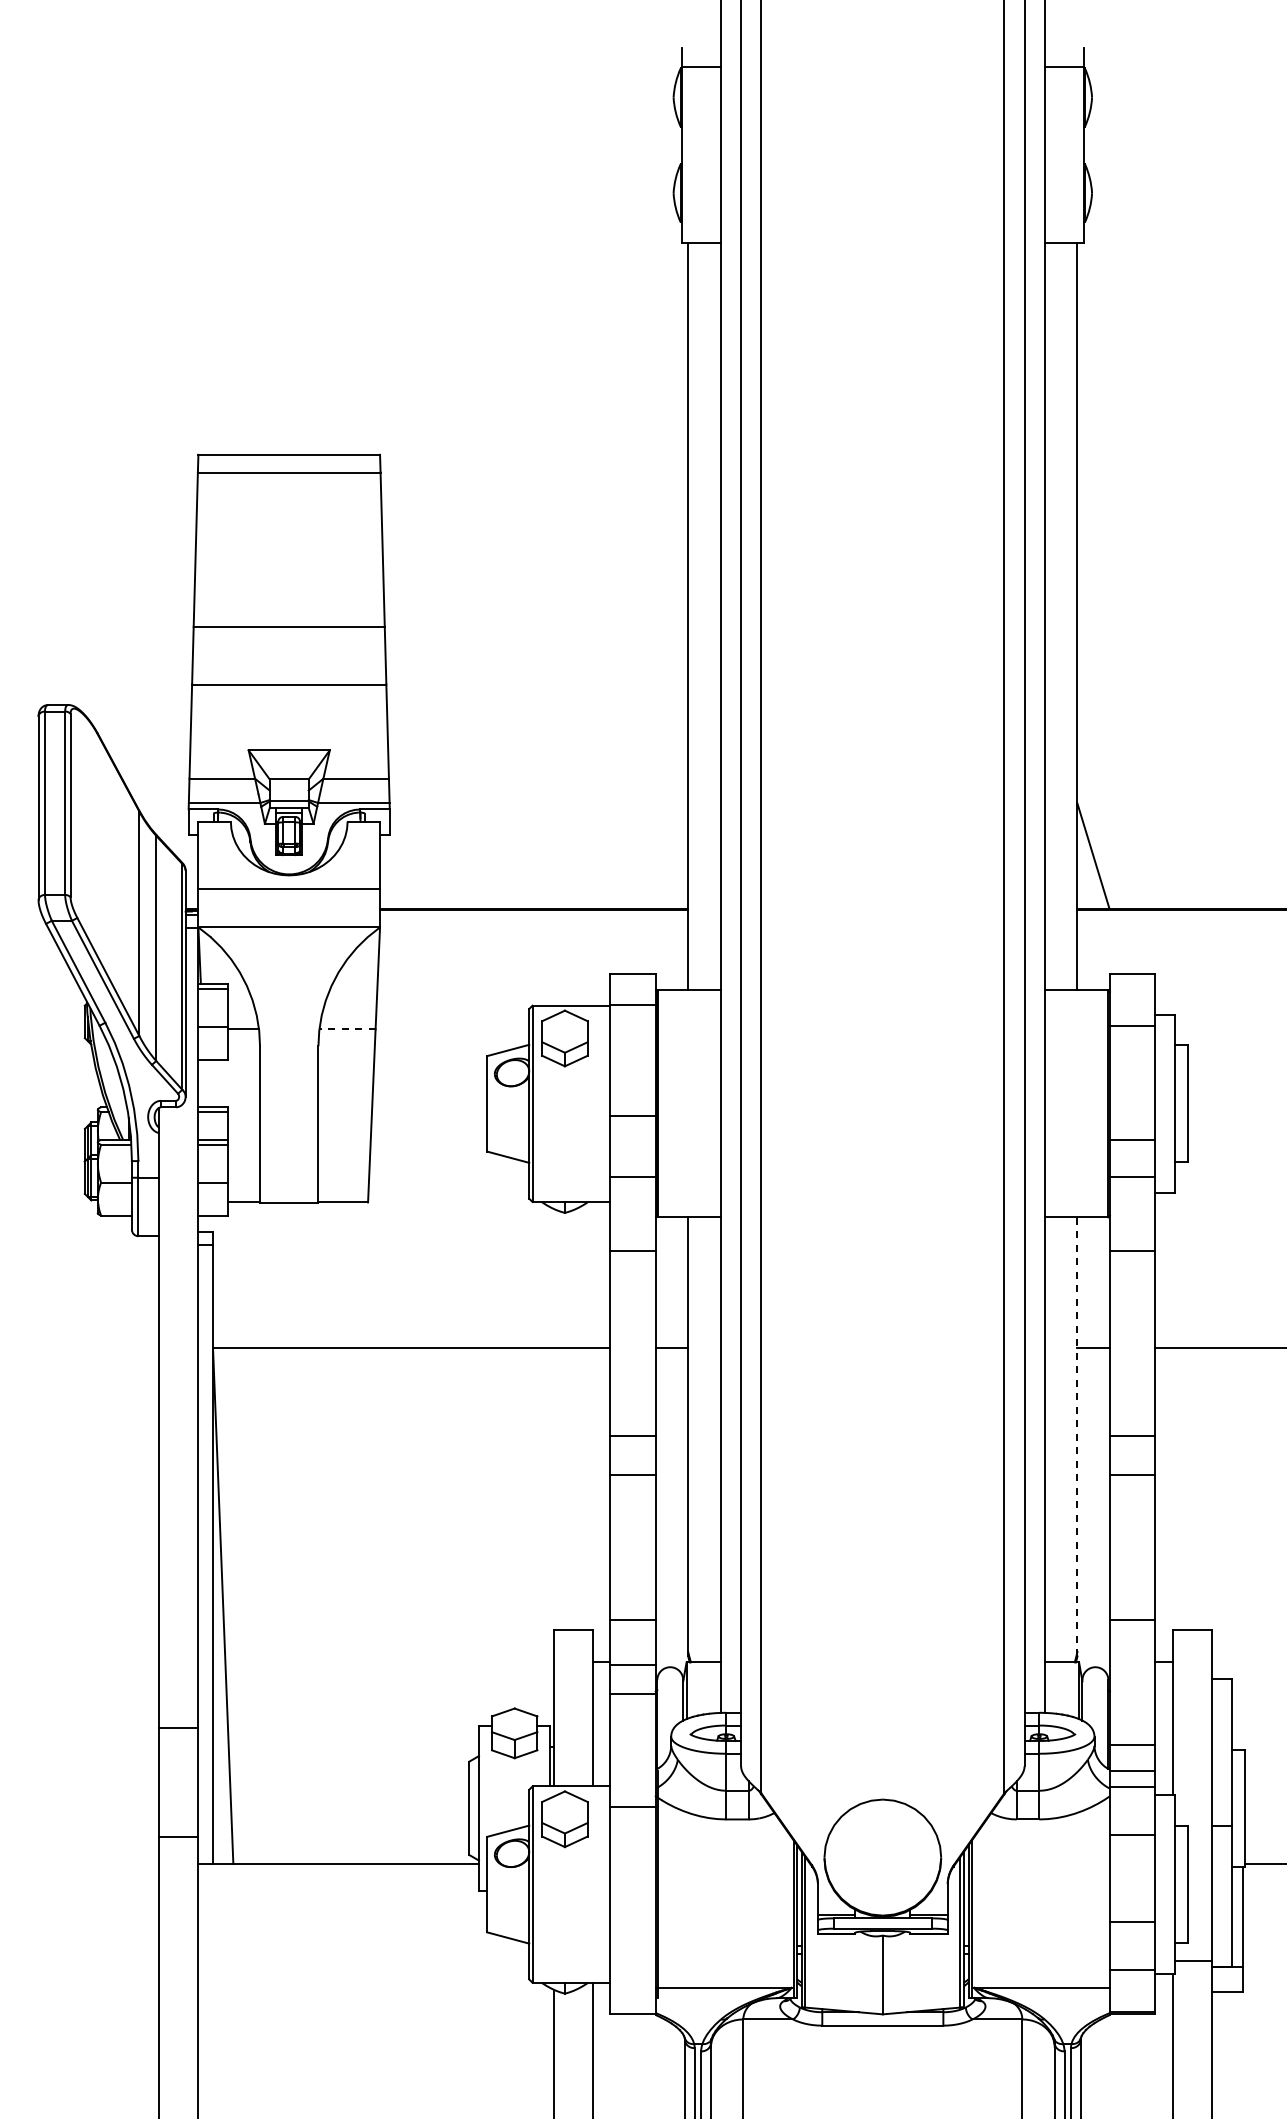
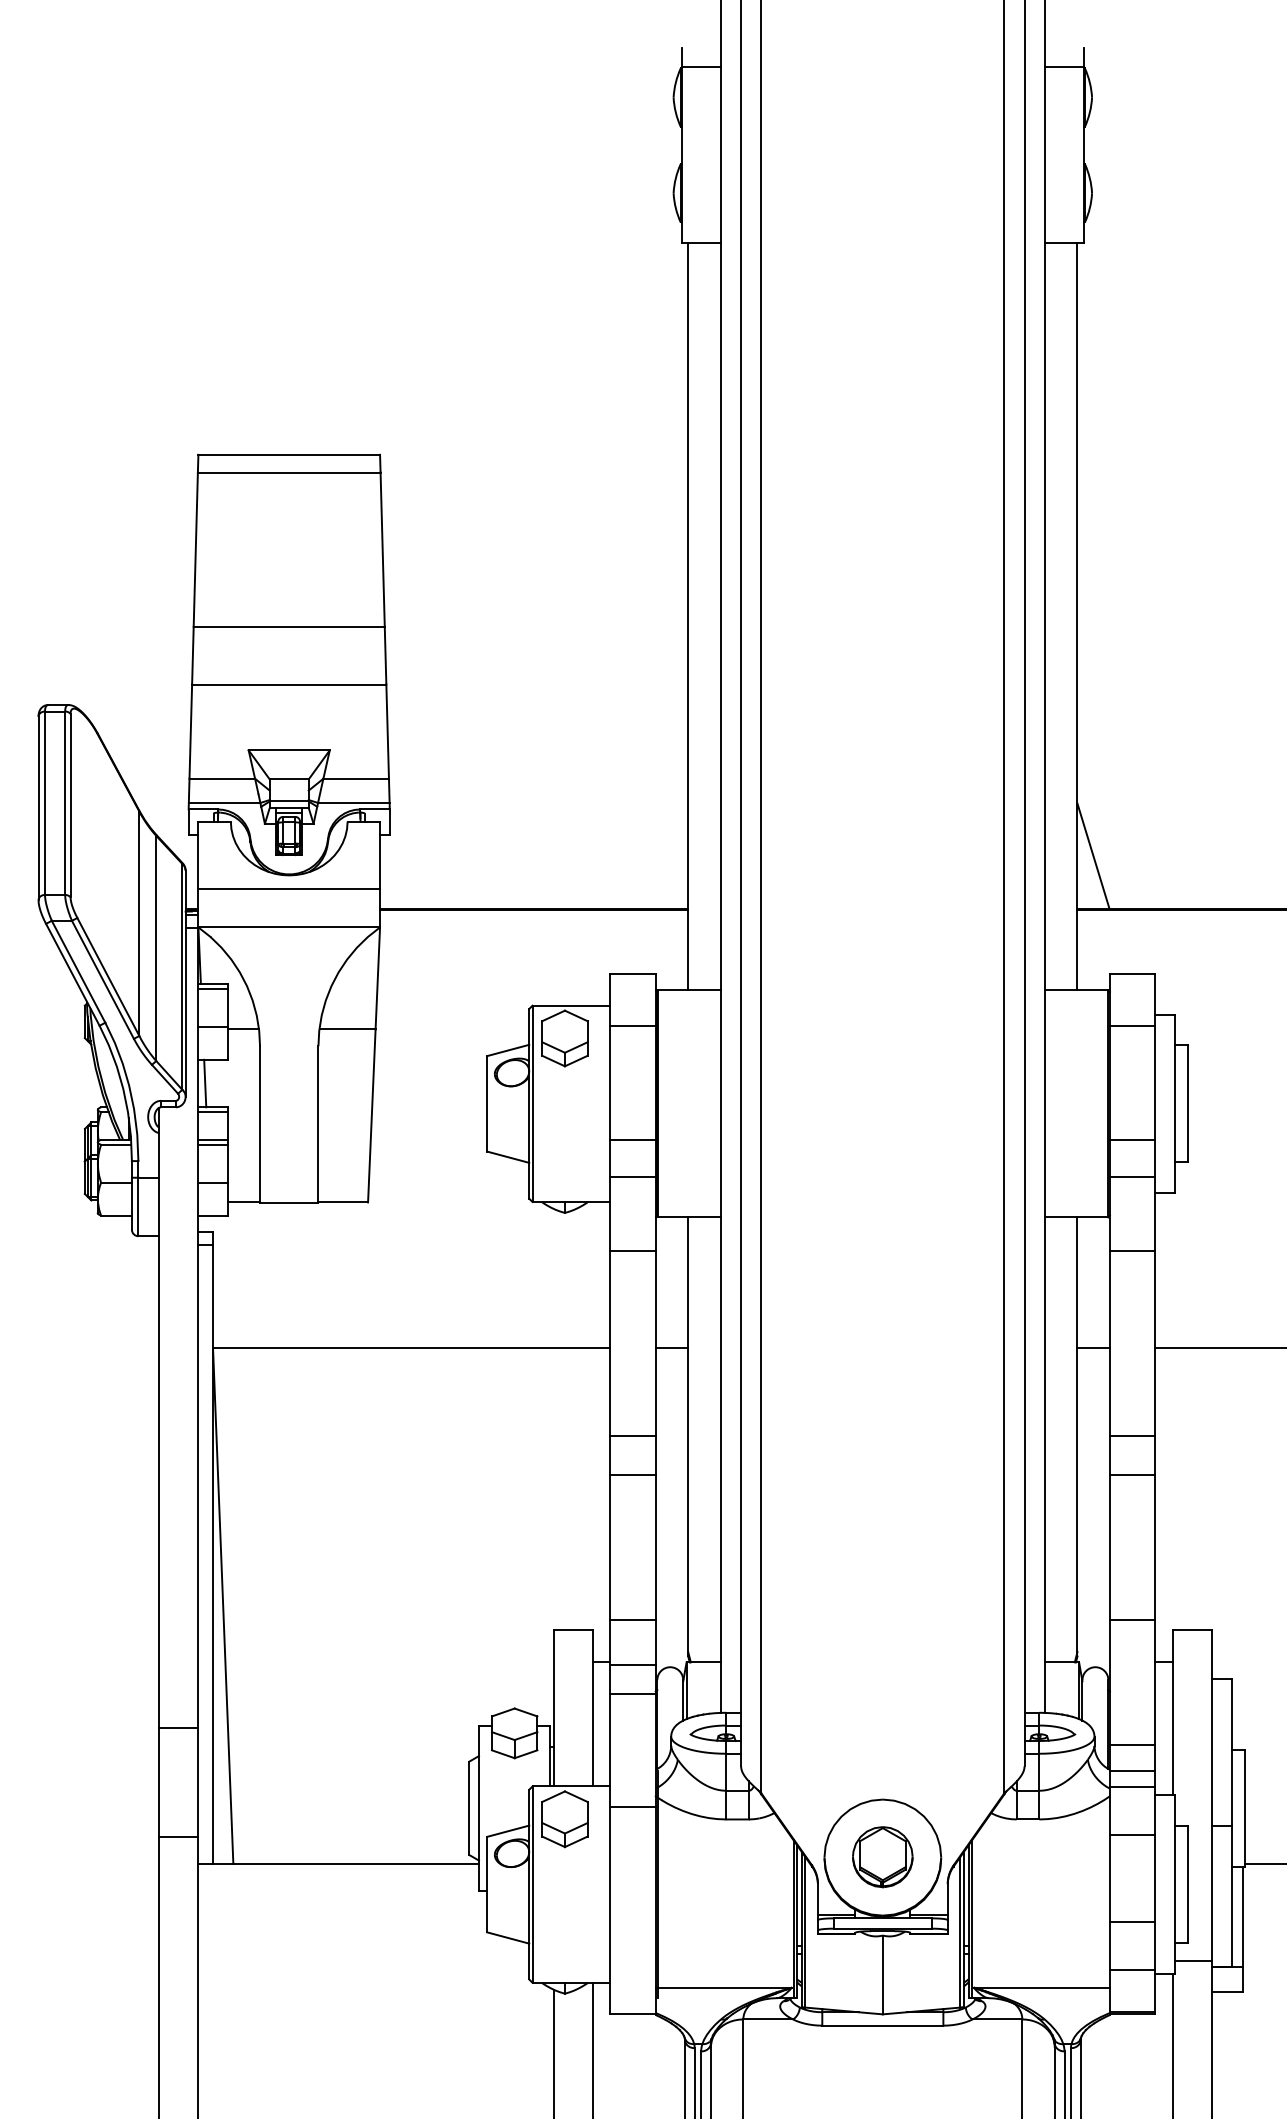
line position: (632, 1005) -> (632, 1026) (632, 1026)
line: dashed -> solid (347, 1029)
line: none -> present (205, 1083)
line position: (632, 1115) -> (632, 1139) (632, 1139)
line: dashed -> solid (1077, 1436)
part: none -> present (882, 1857)
